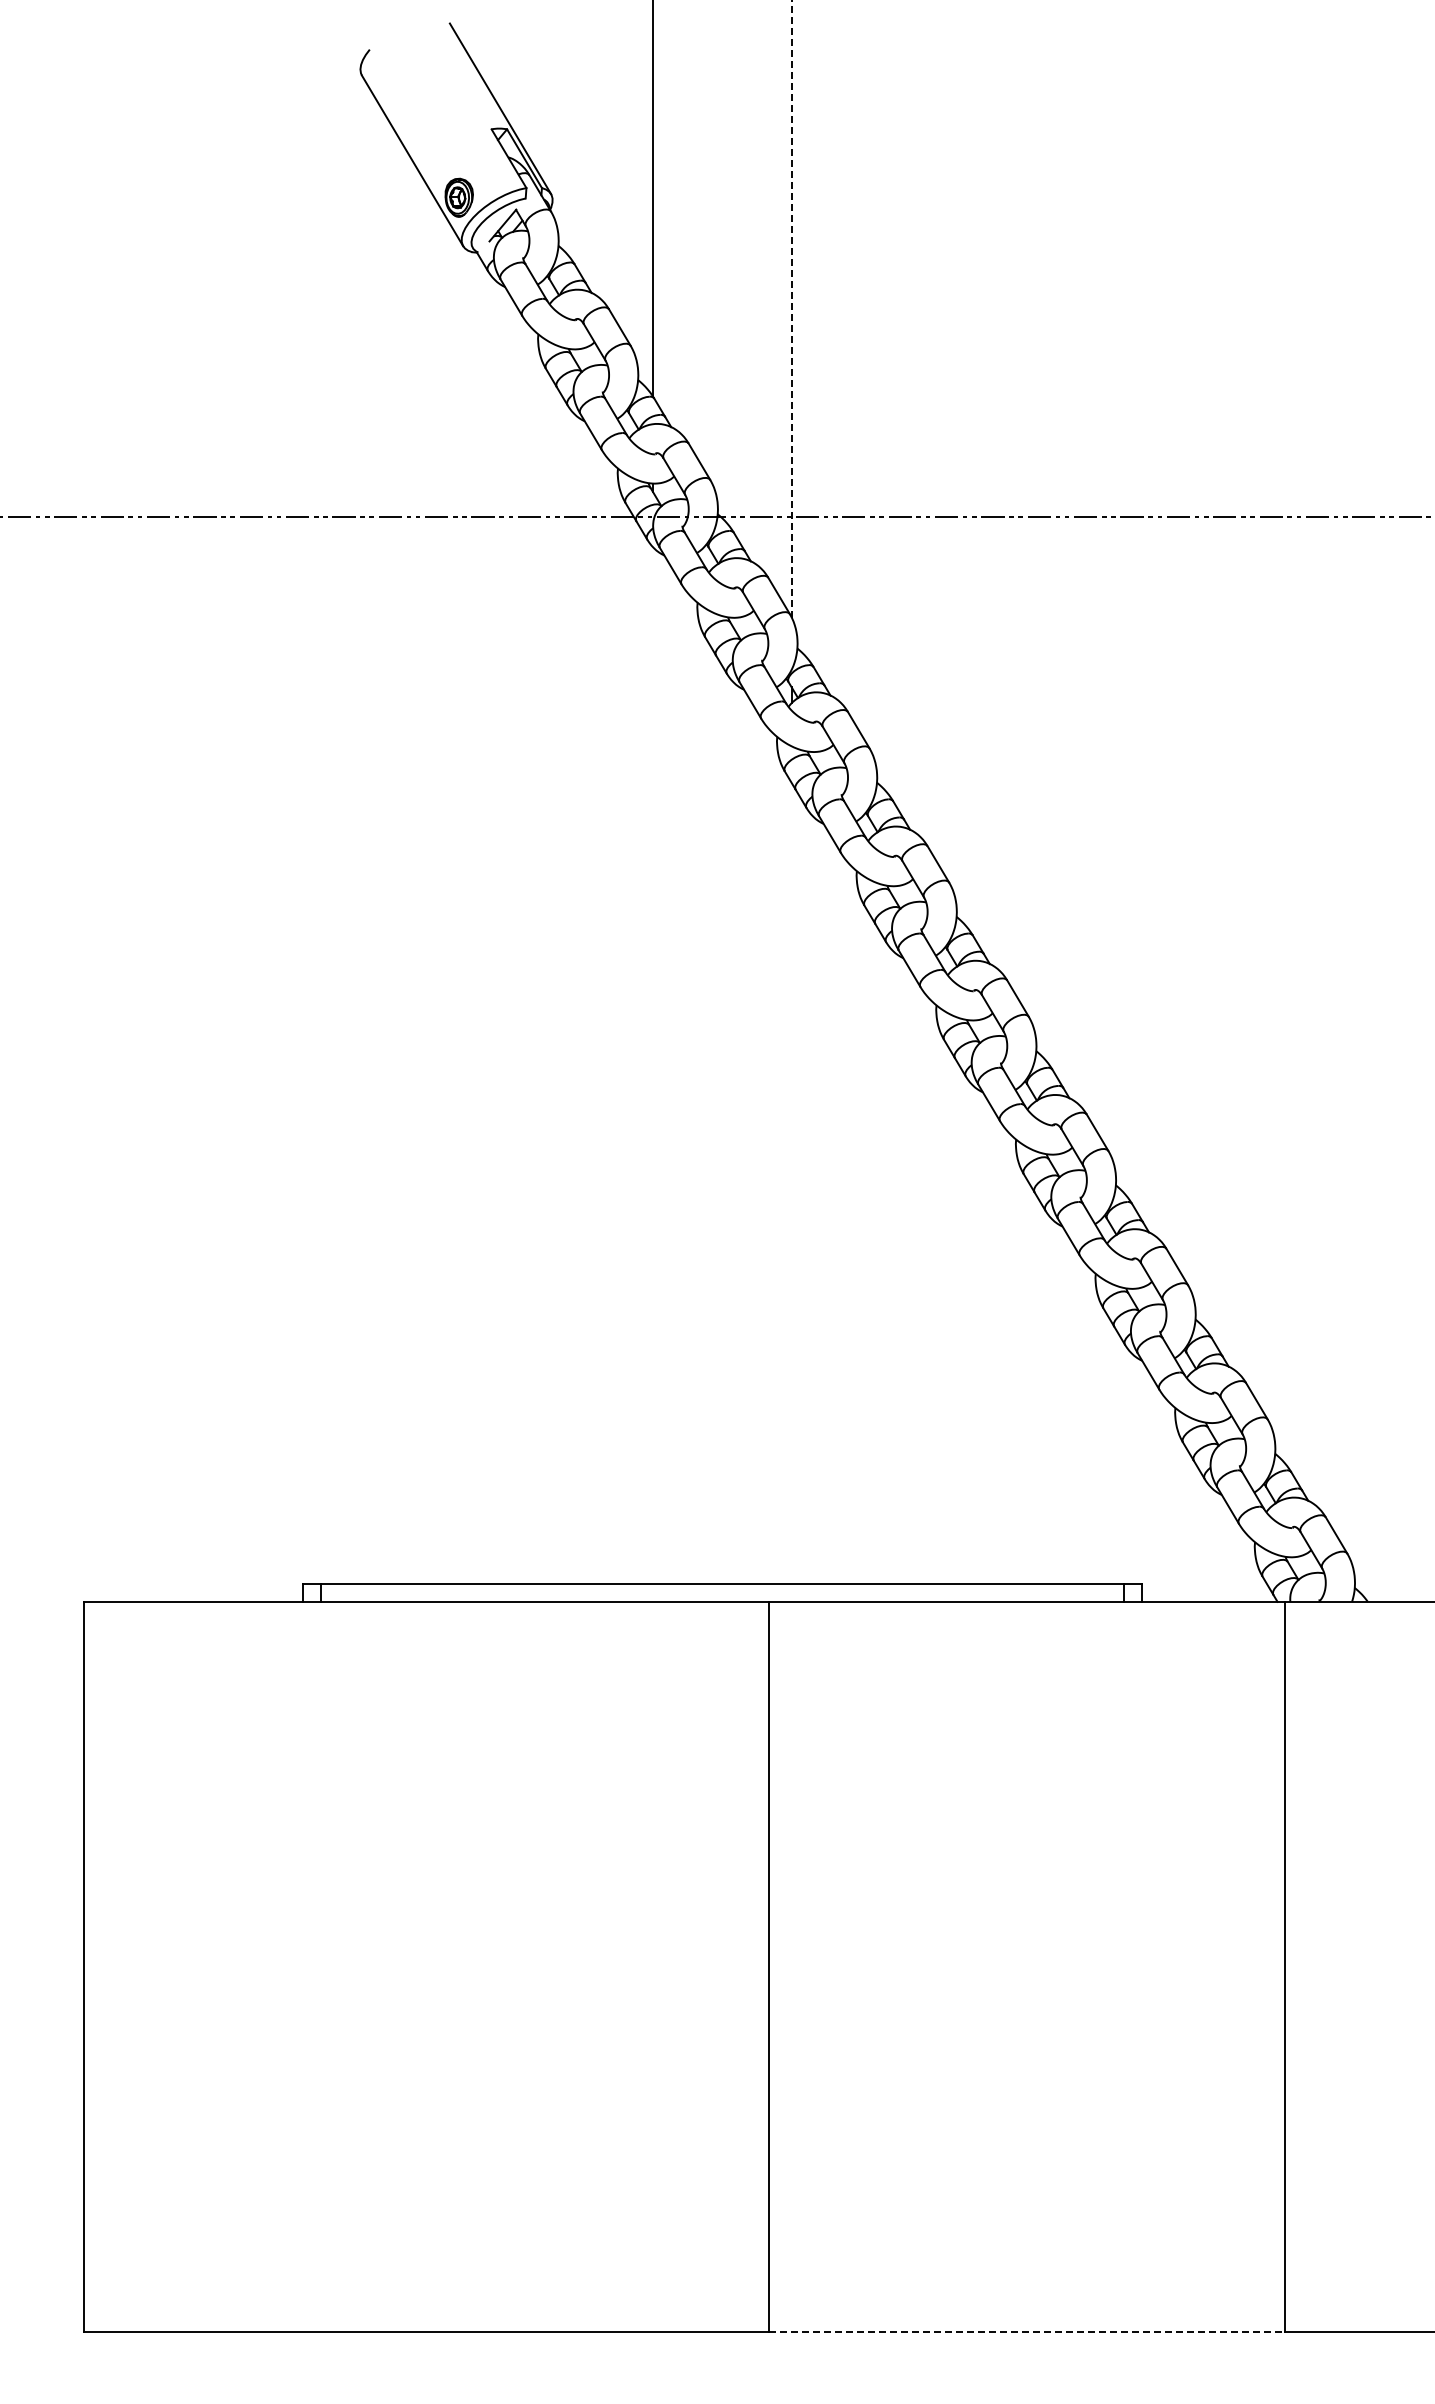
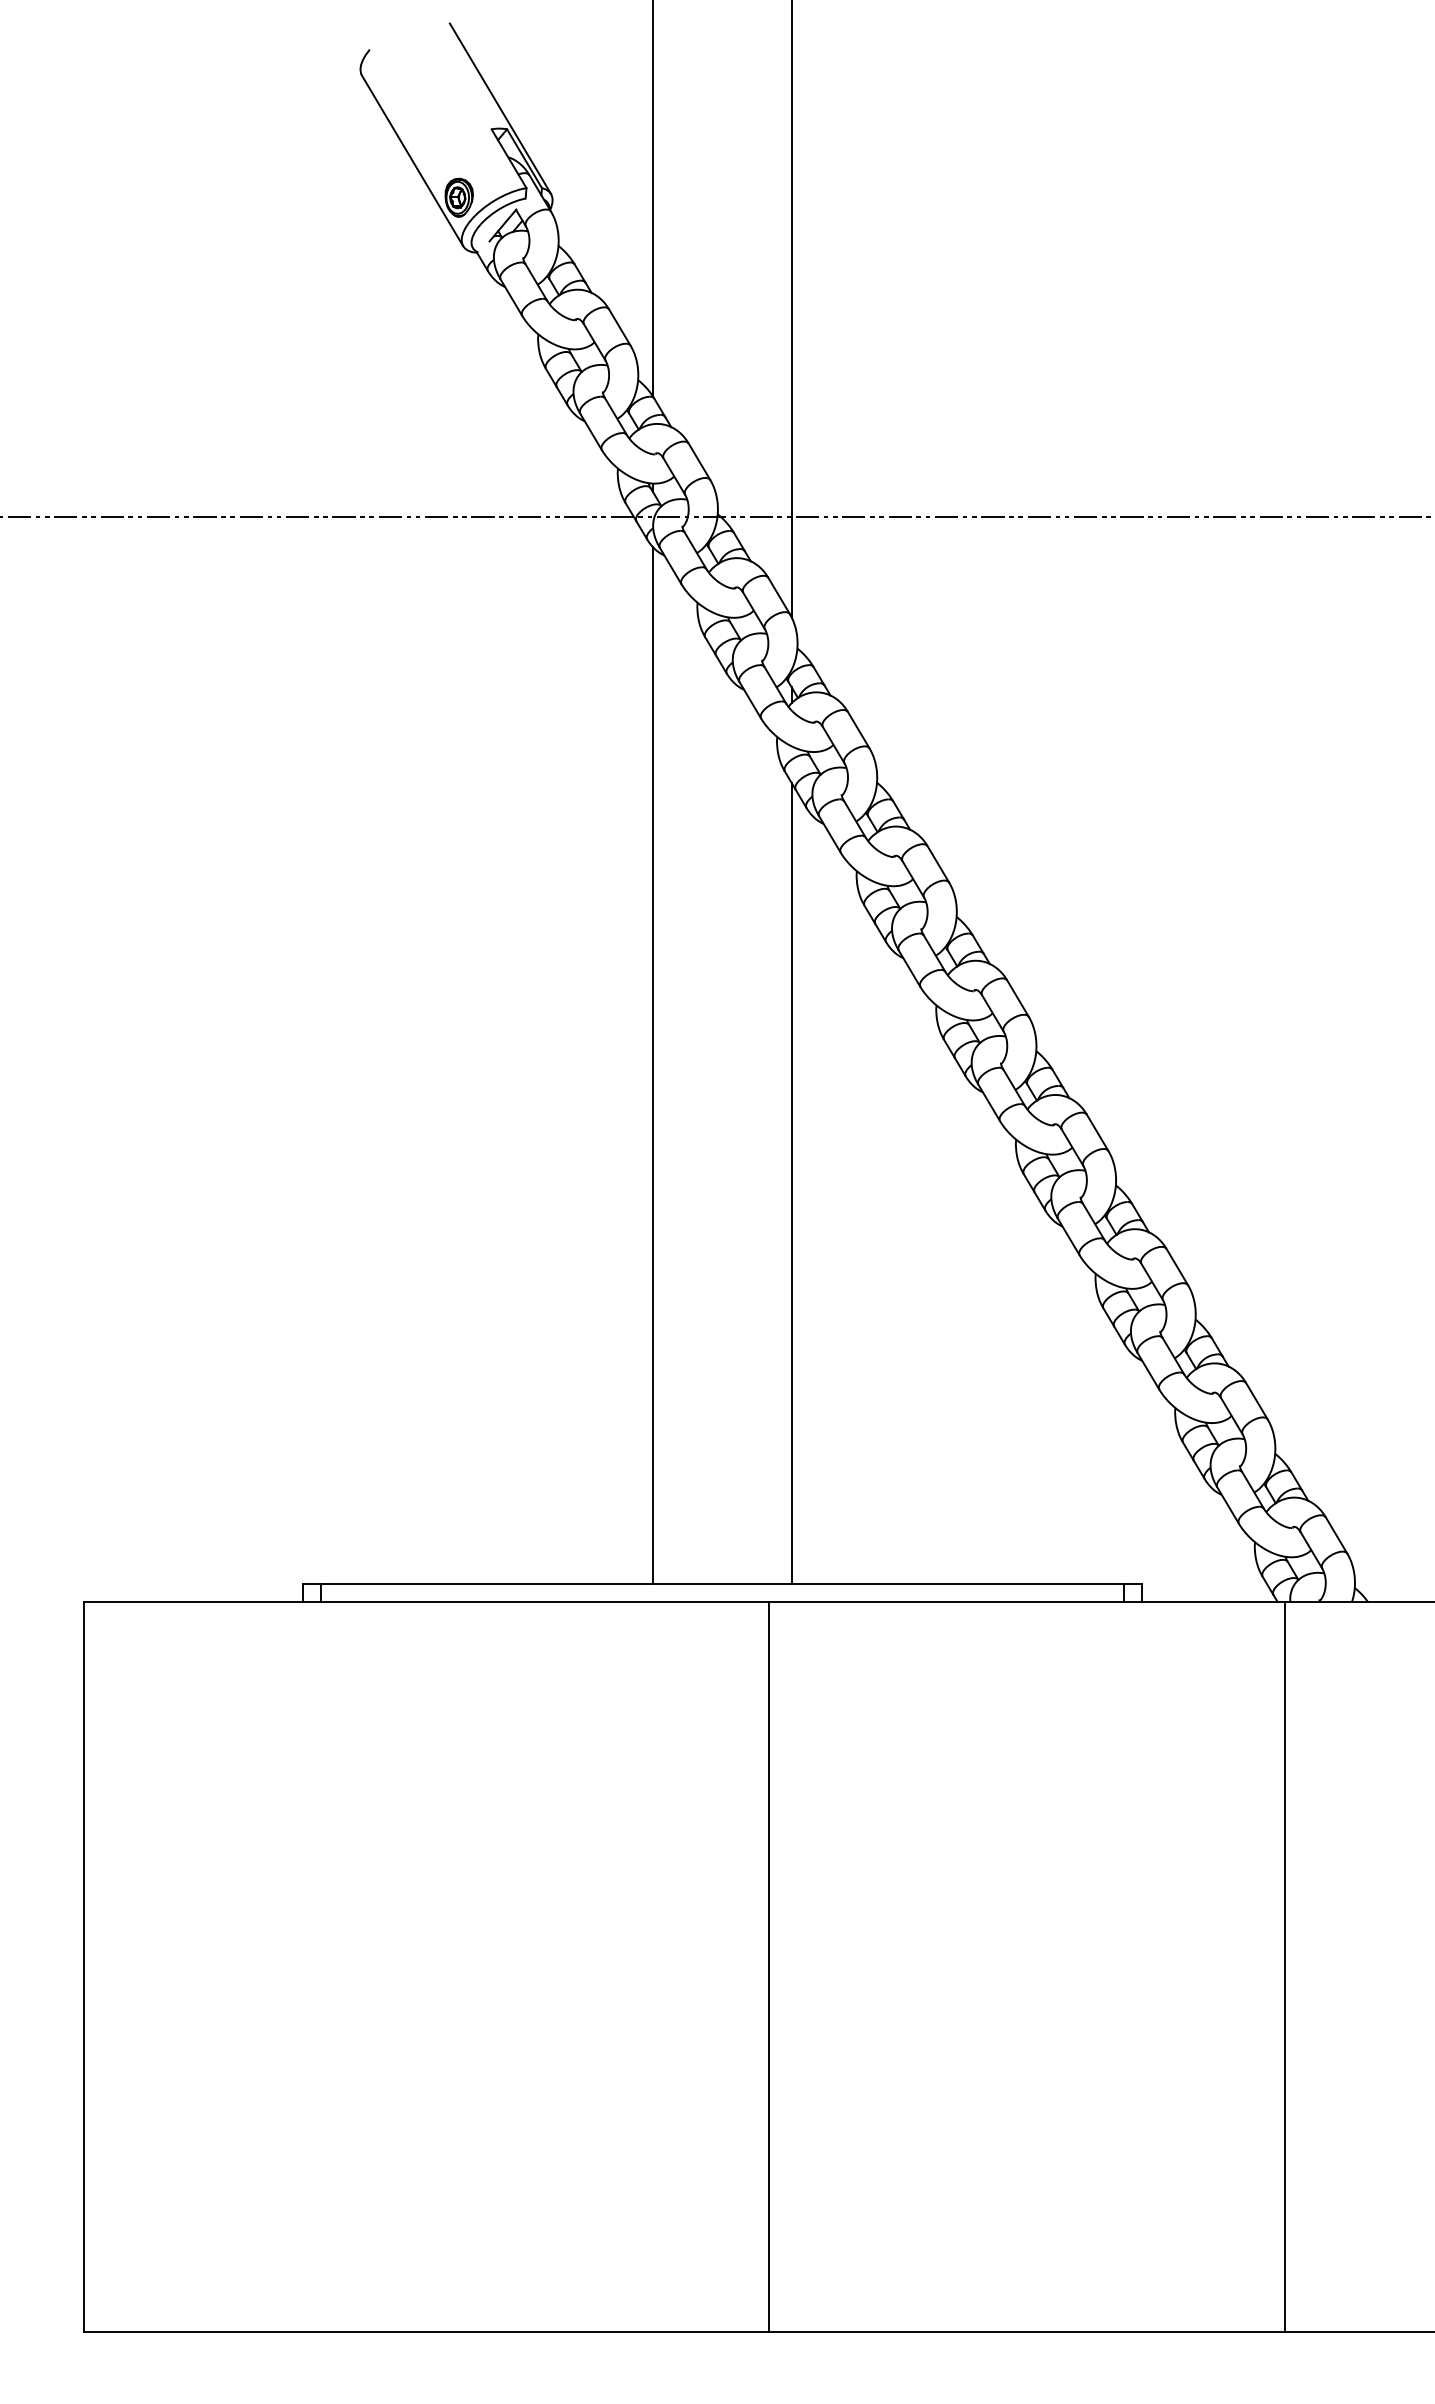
line: dashed -> solid (791, 308)
line: none -> present (653, 1065)
line: none -> present (791, 1183)
line: dashed -> solid (1027, 2331)
